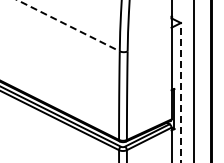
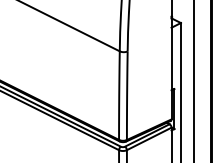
line: dashed -> solid (68, 25)
line: dashed -> solid (180, 92)
